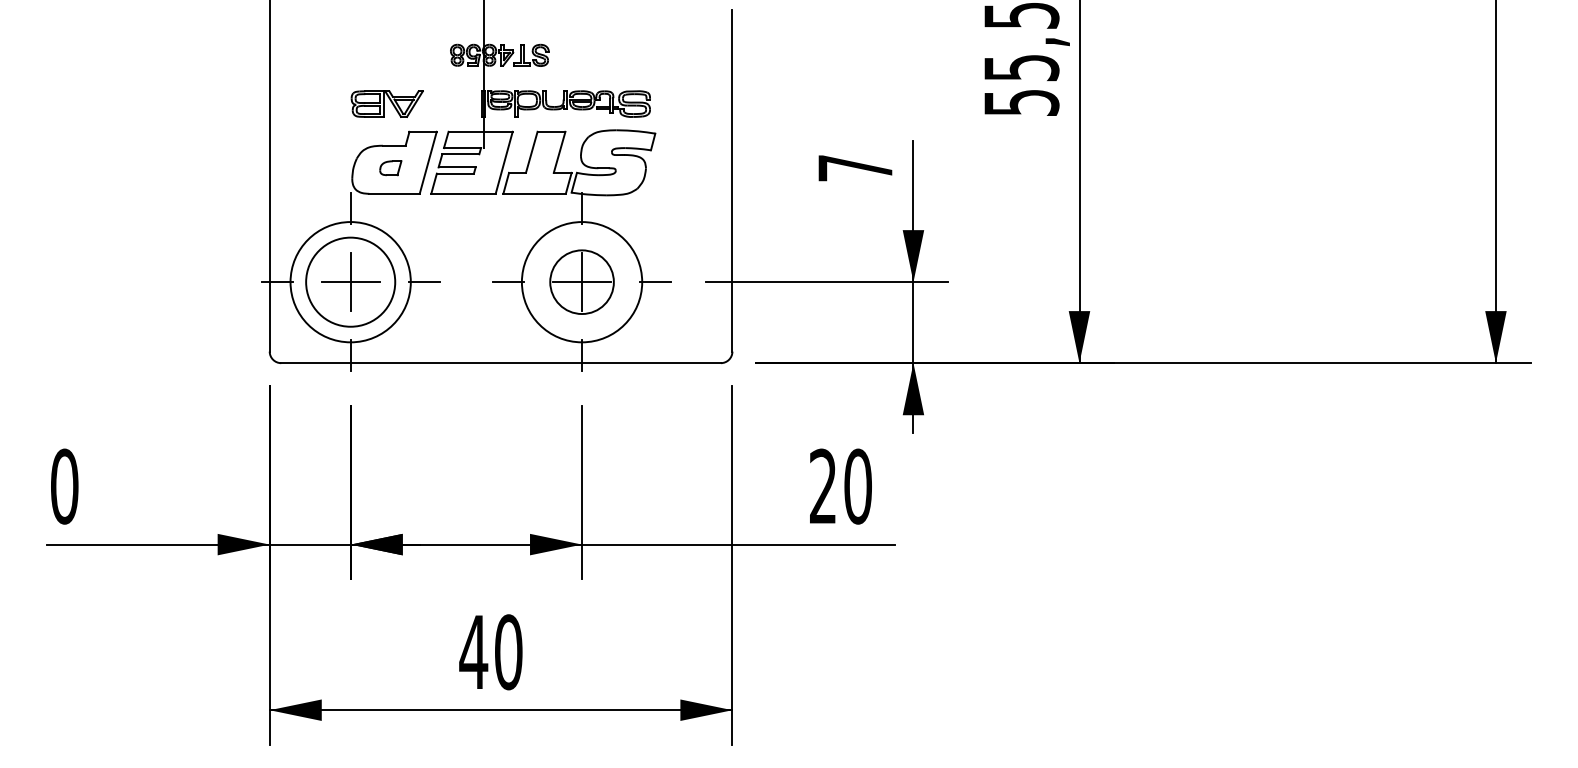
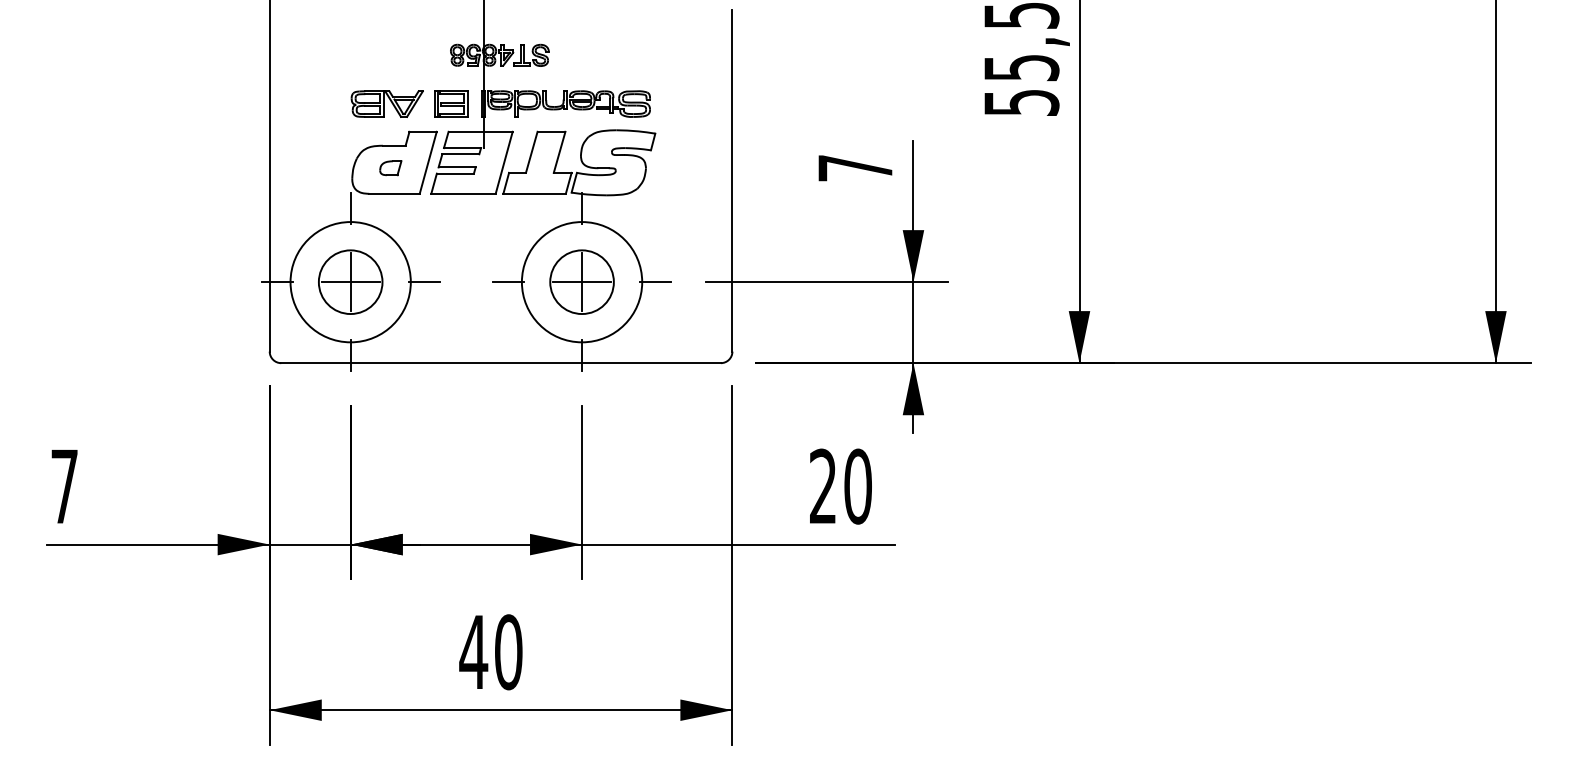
part: none -> present (451, 103)
circle diameter: 89 px -> 64 px (350, 282)
text: 0 -> 7 (64, 486)
